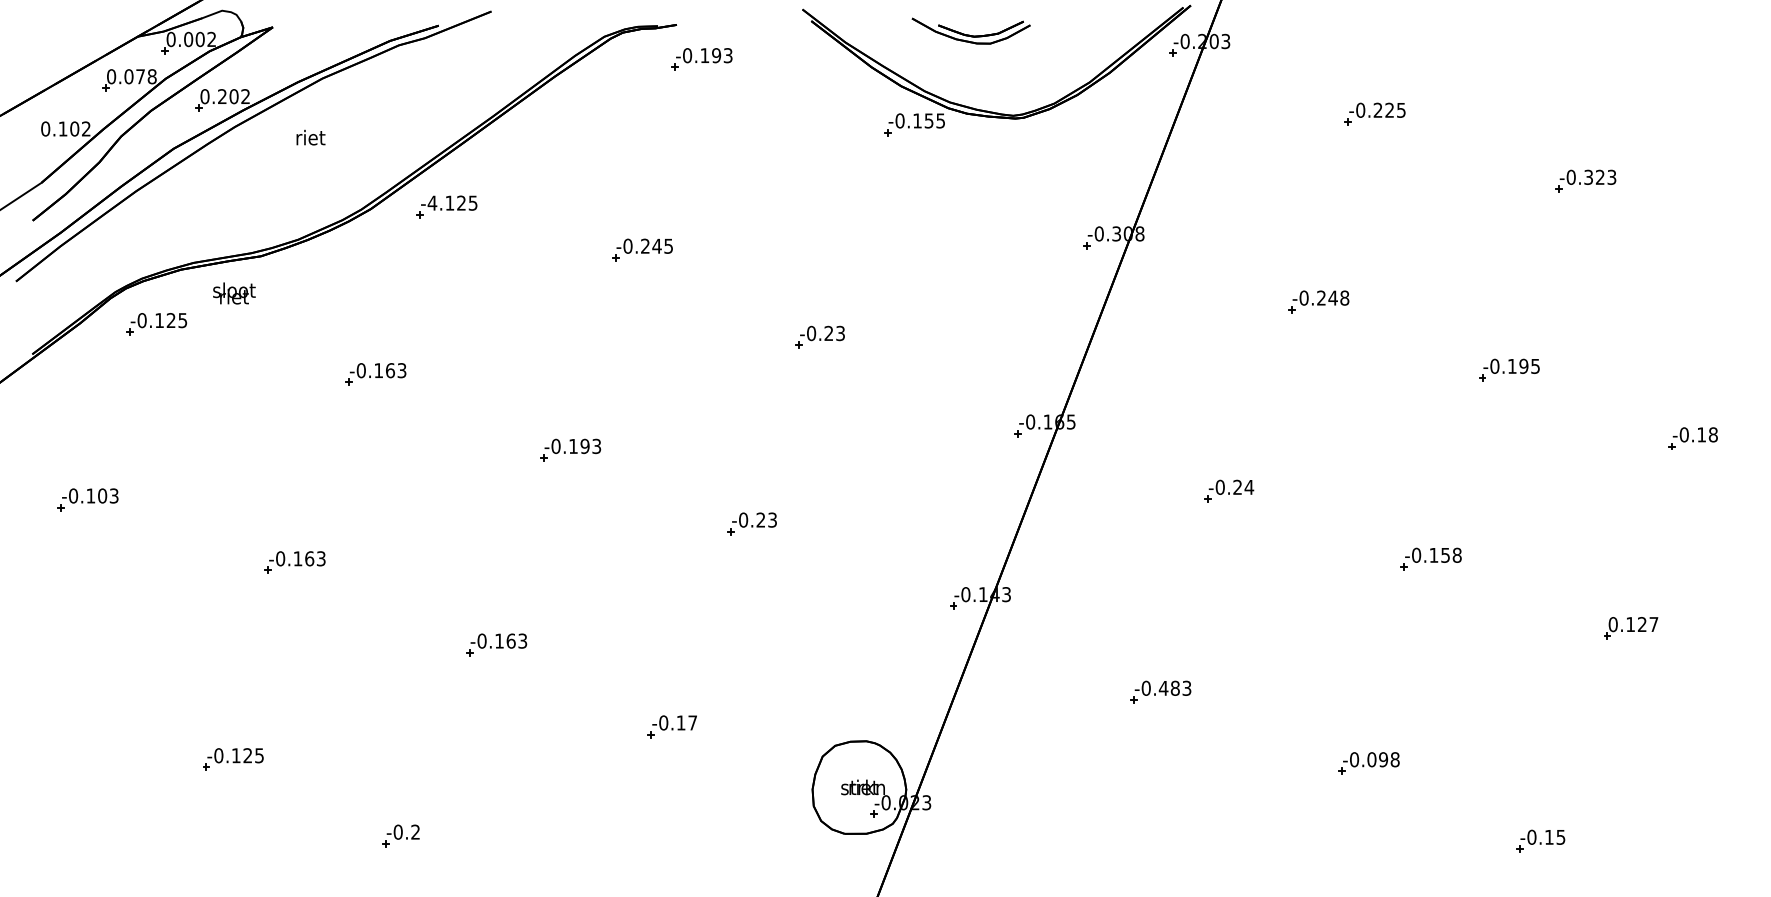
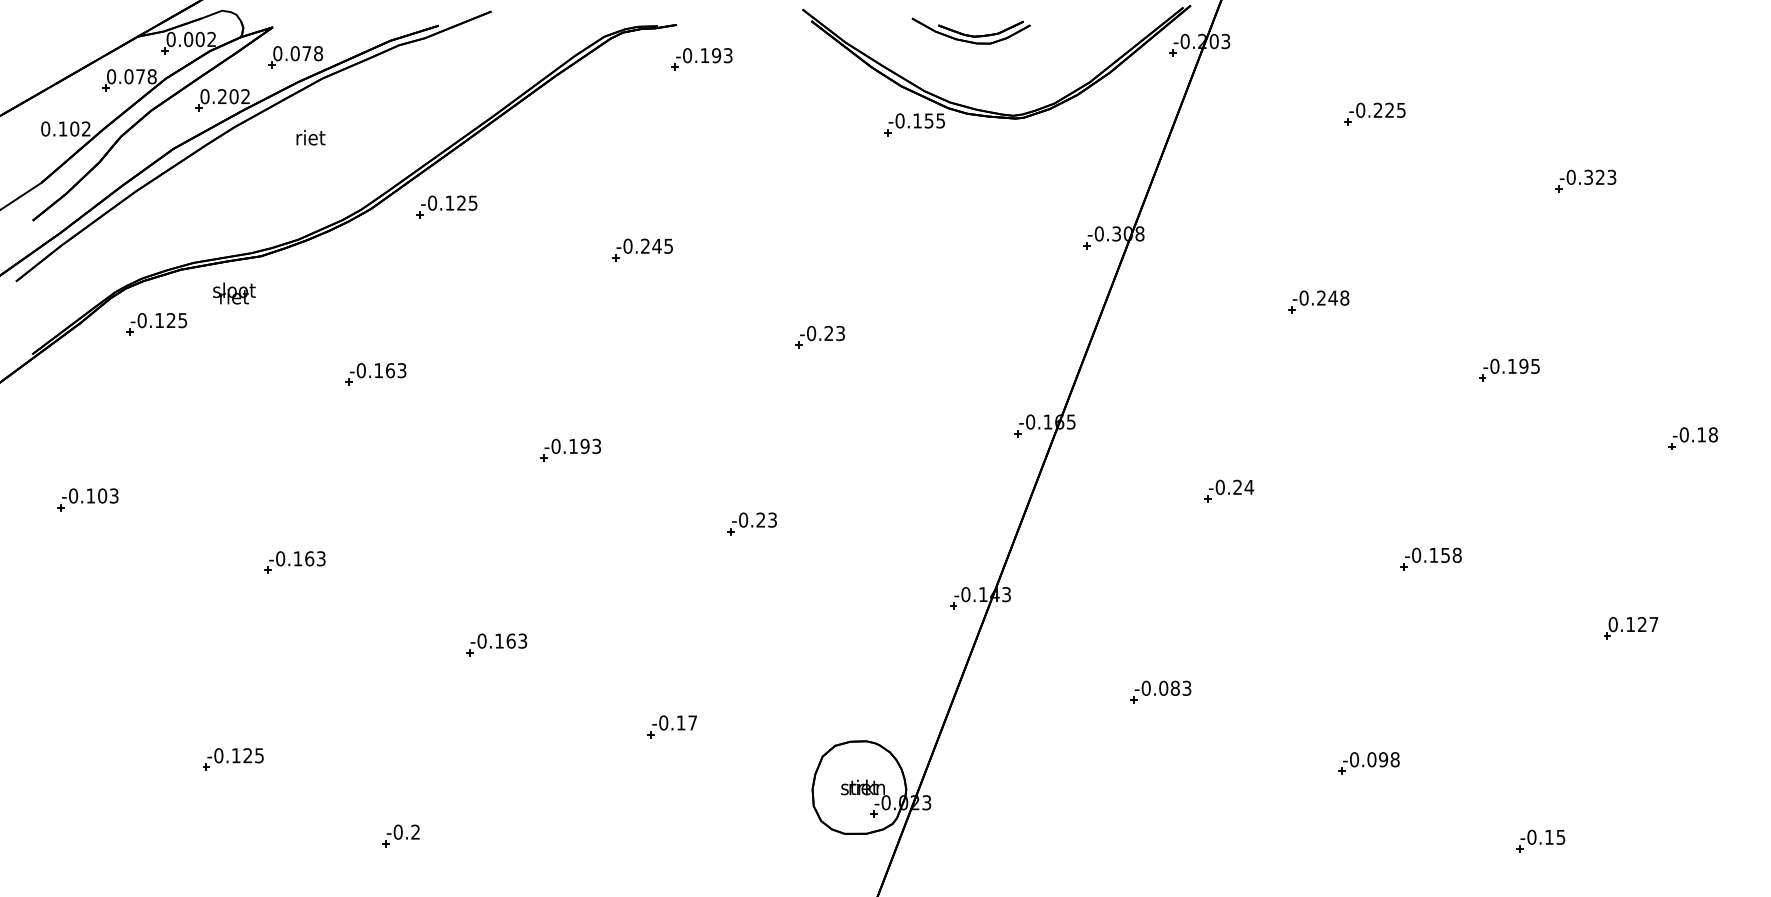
part: none -> present (295, 57)
text: -4.125 -> -0.125 (432, 202)
text: -0.483 -> -0.083 (1163, 687)
